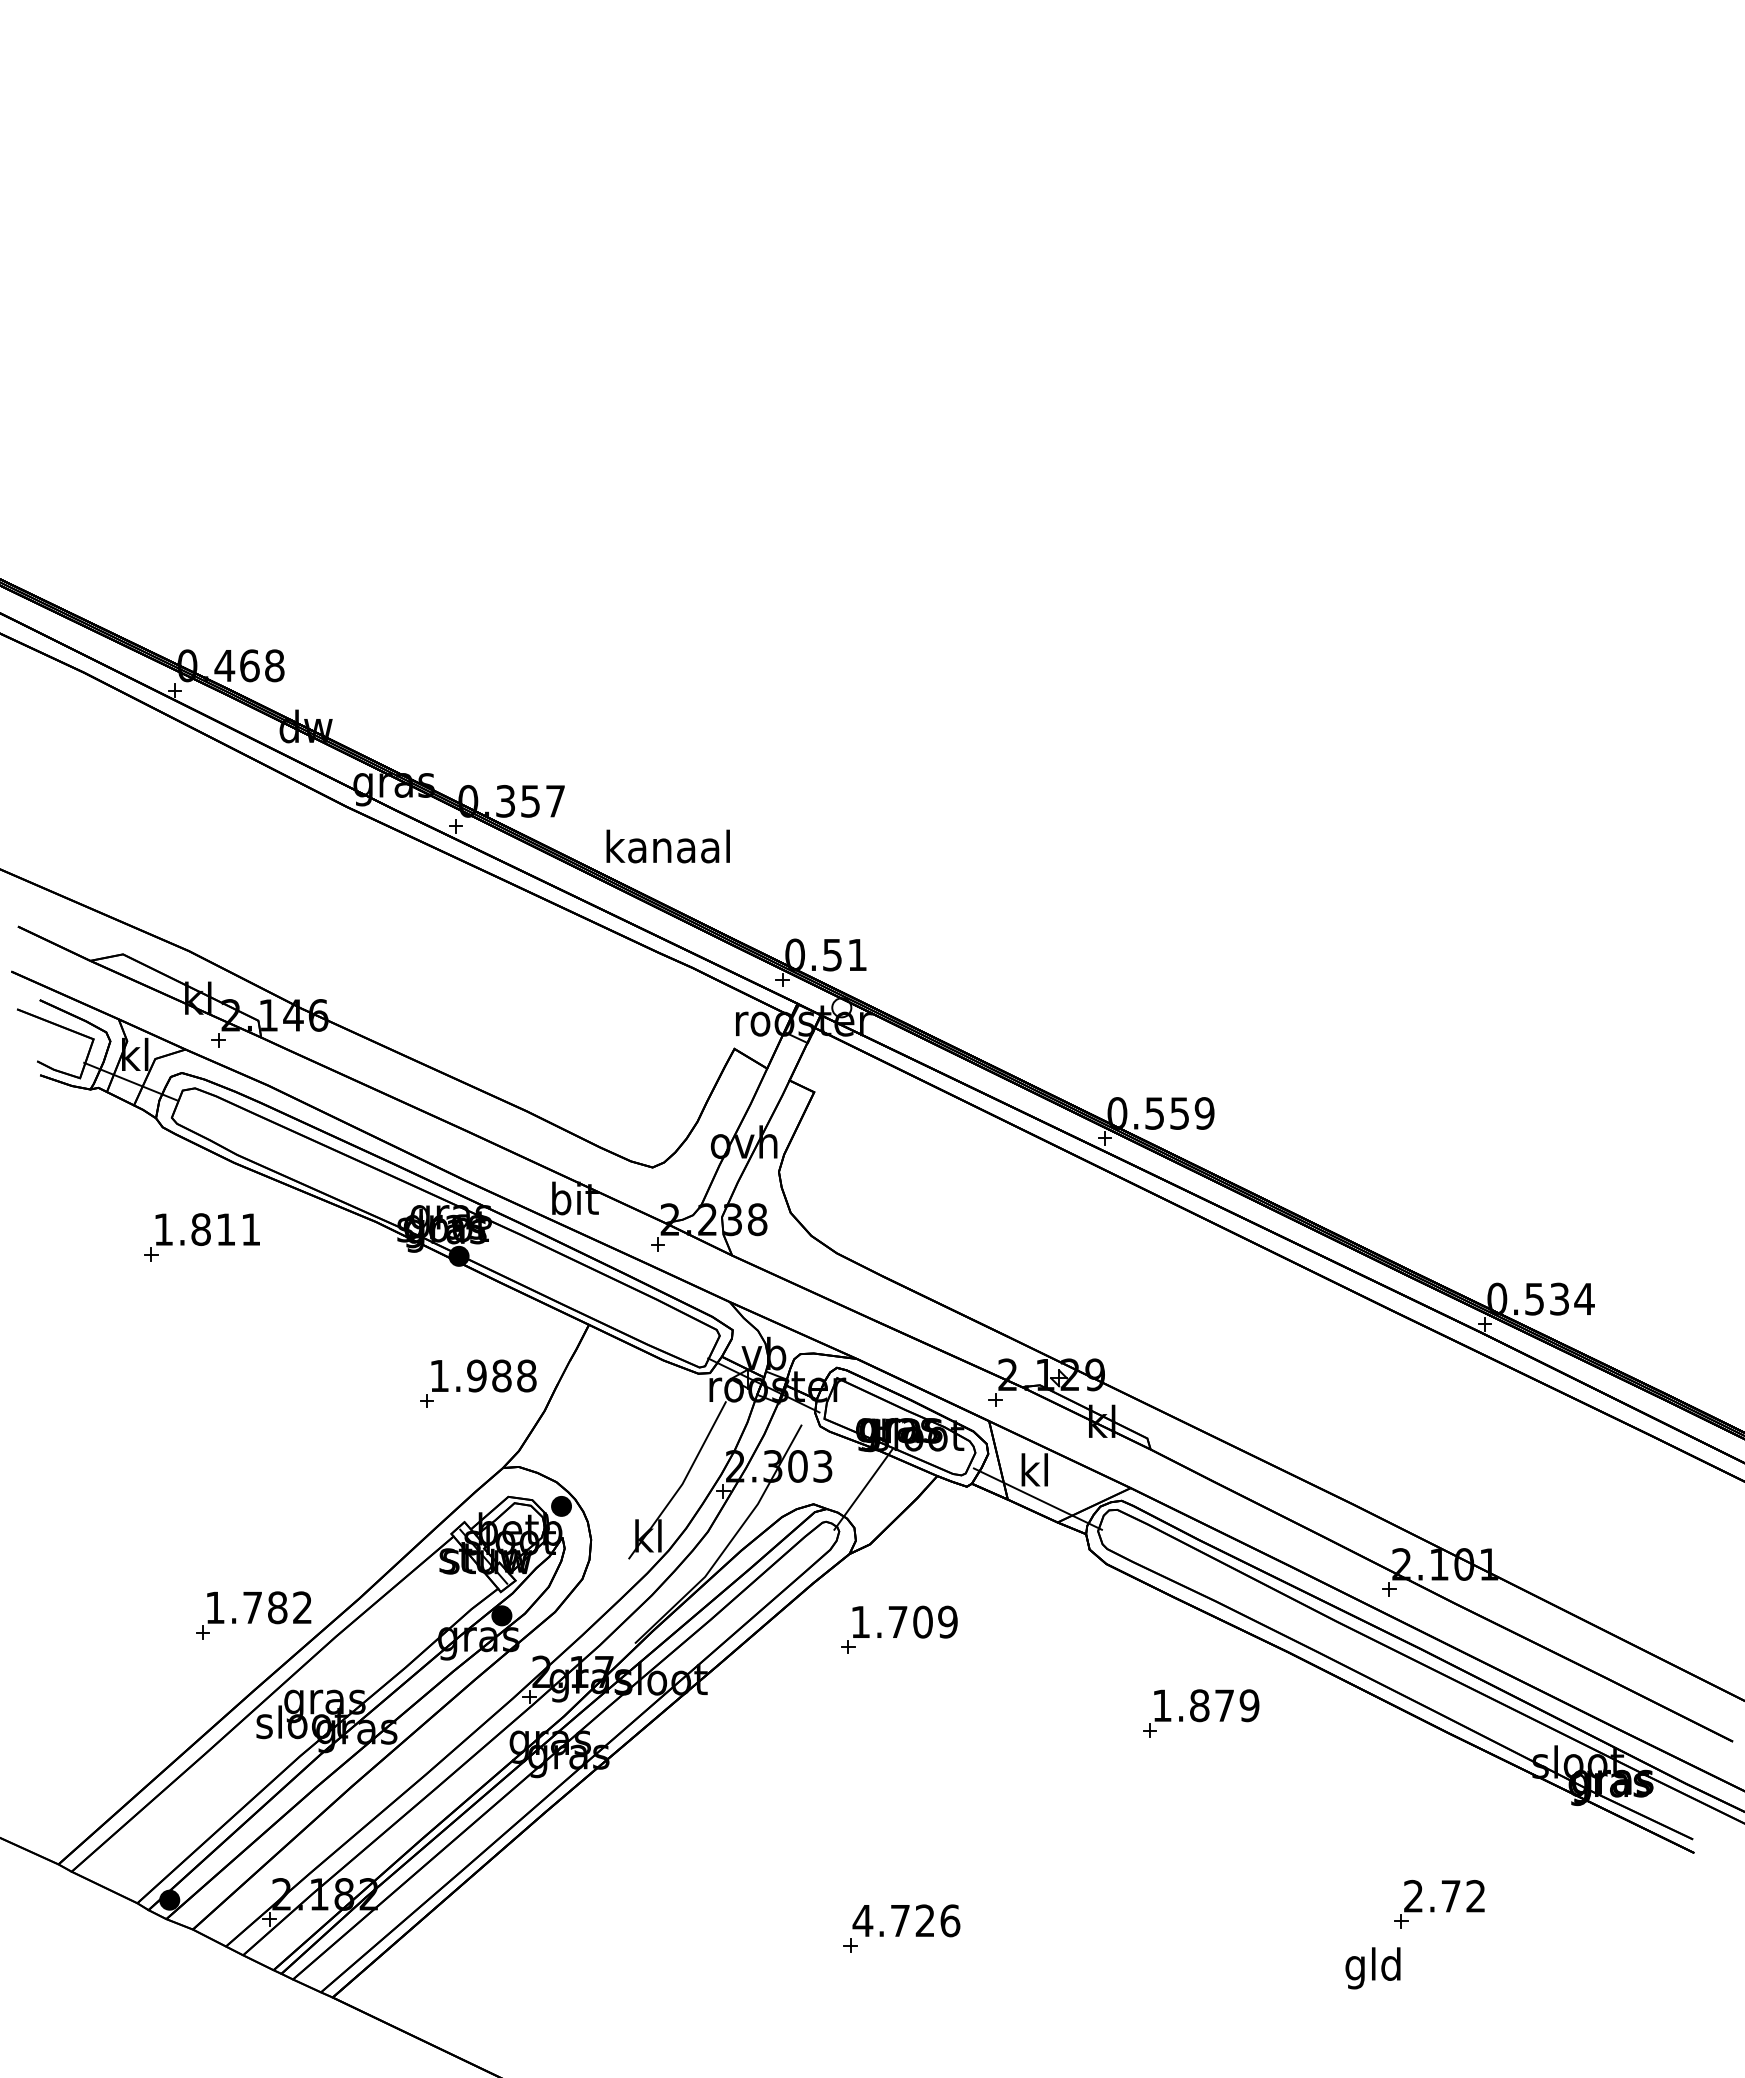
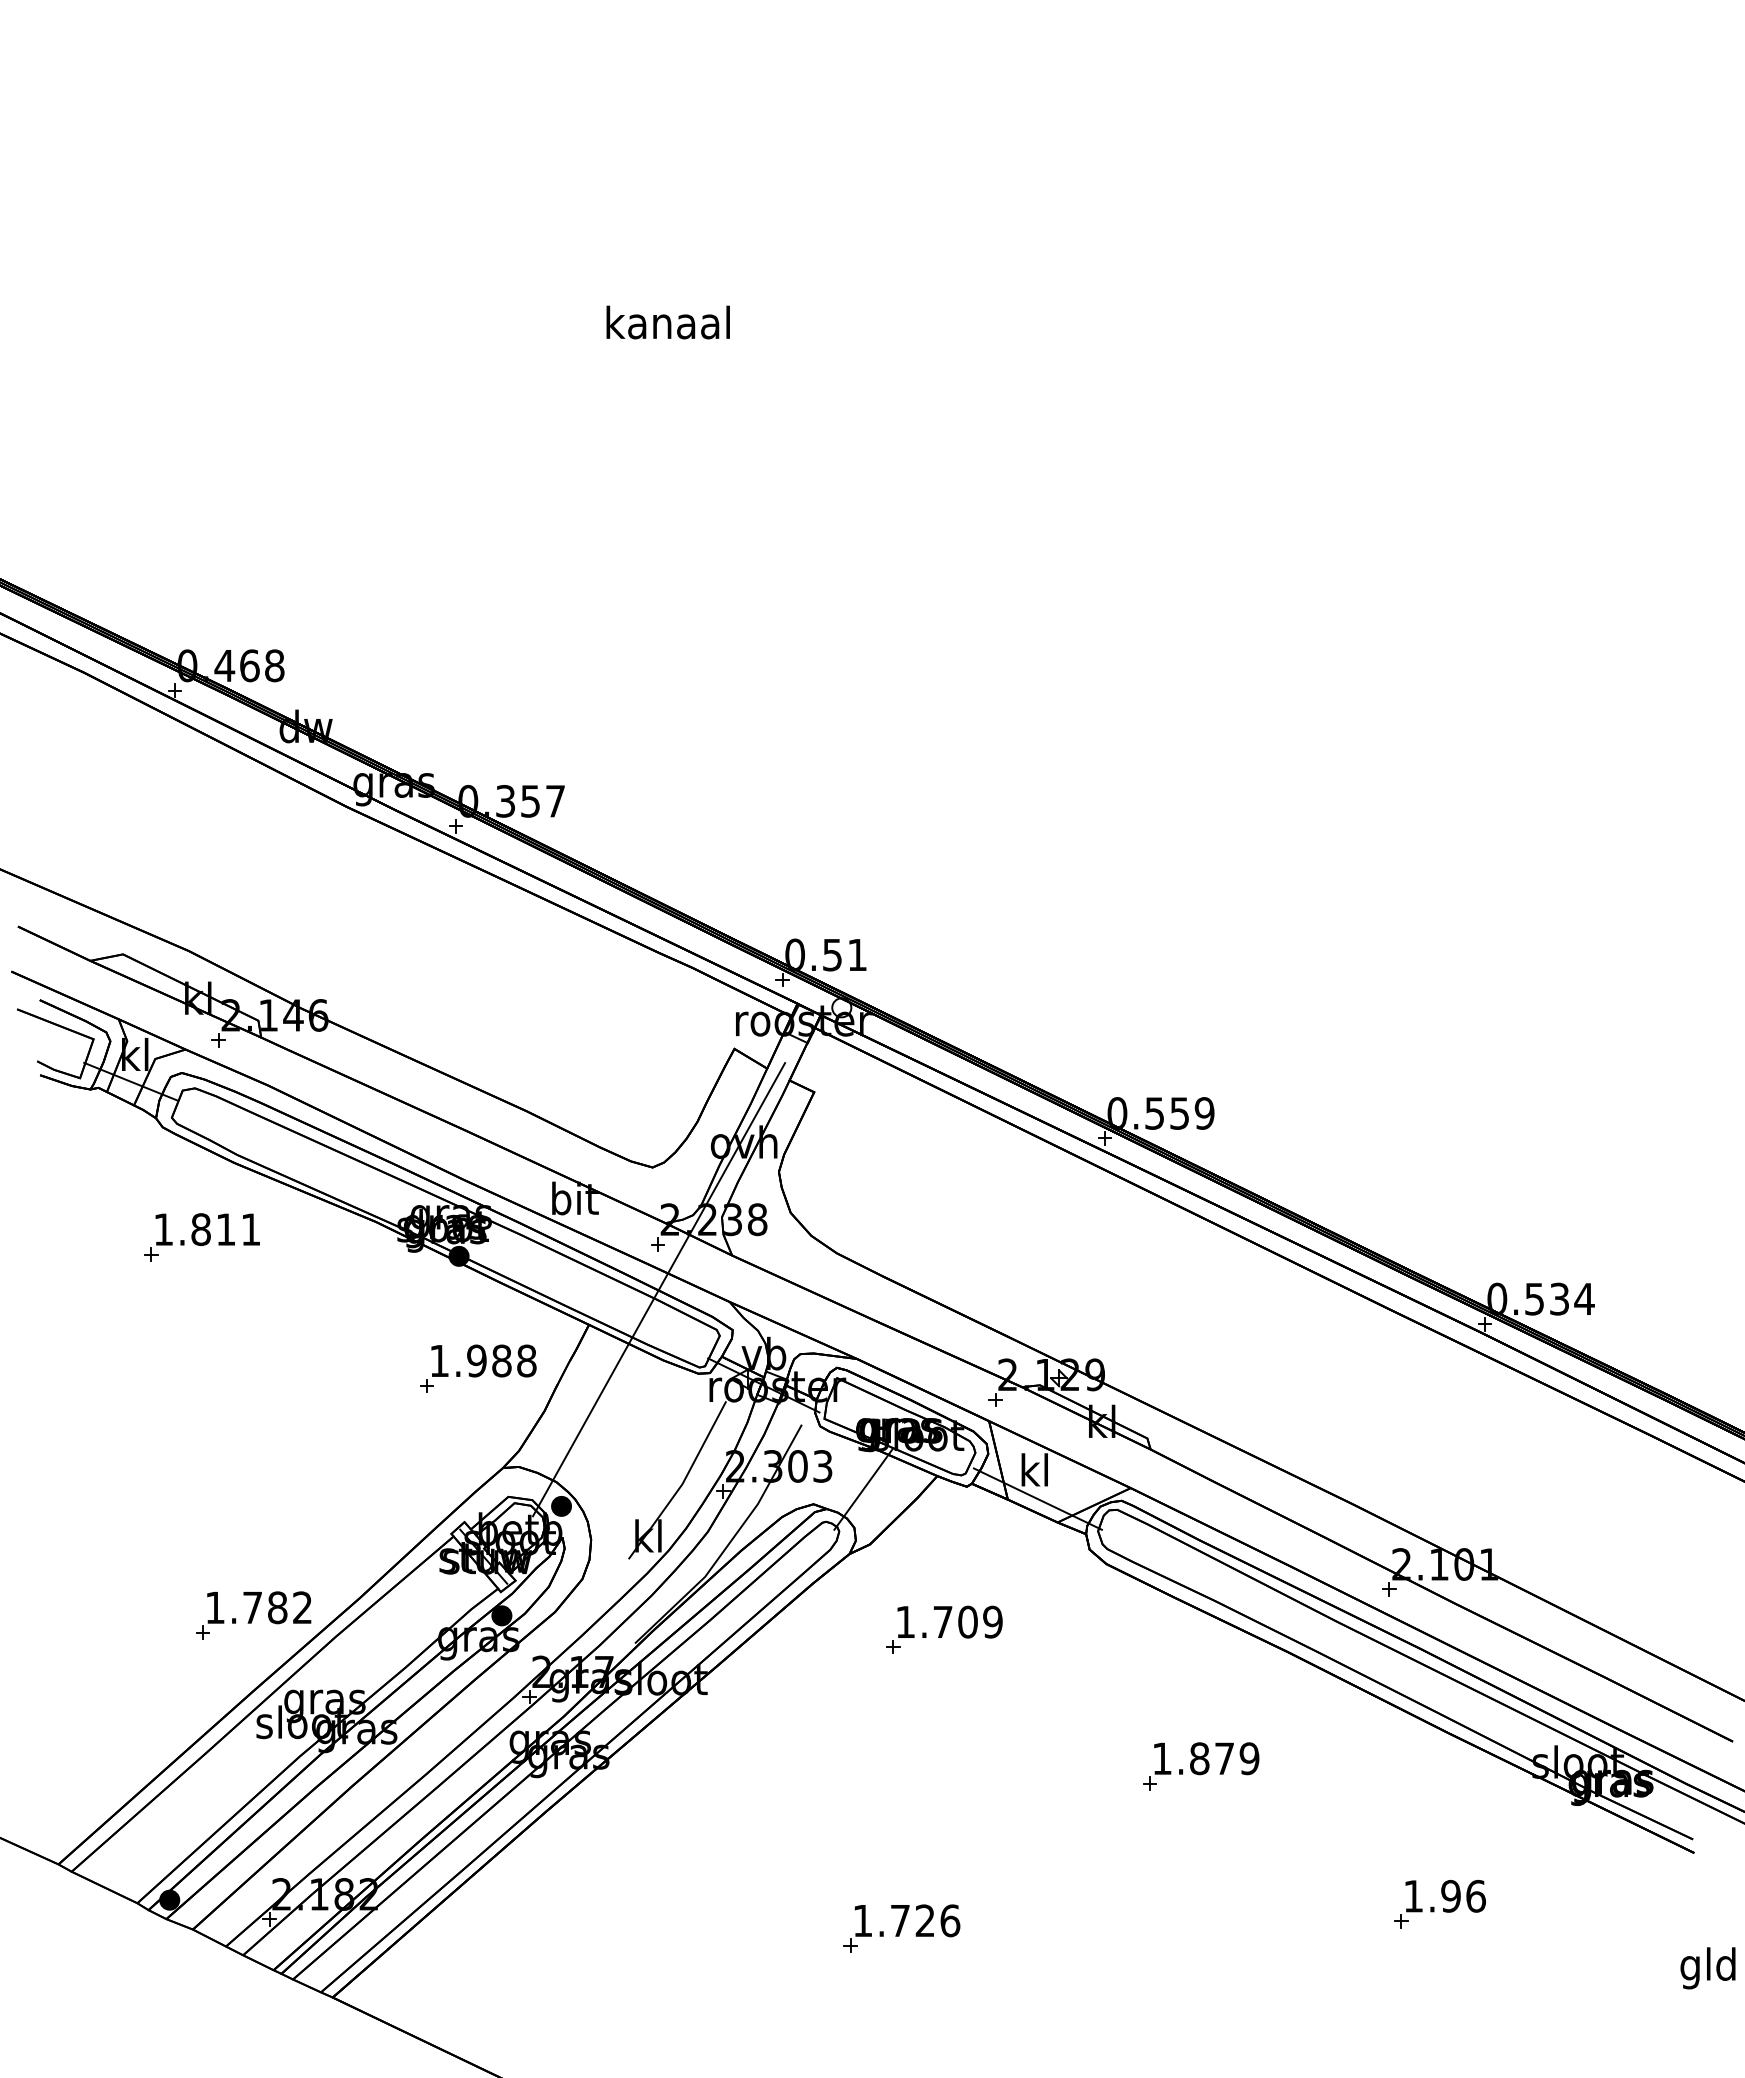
text position: (667, 846) -> (667, 322) (667, 322)
line: none -> present (659, 1289)
part position: (478, 1383) -> (478, 1368) (478, 1368)
part position: (899, 1629) -> (944, 1629) (944, 1629)
part position: (1201, 1713) -> (1201, 1766) (1201, 1766)
text: 2.72 -> 1.96 (1445, 1895)
text: 4.726 -> 1.726 (862, 1920)
text position: (1372, 1968) -> (1707, 1968) (1707, 1968)
